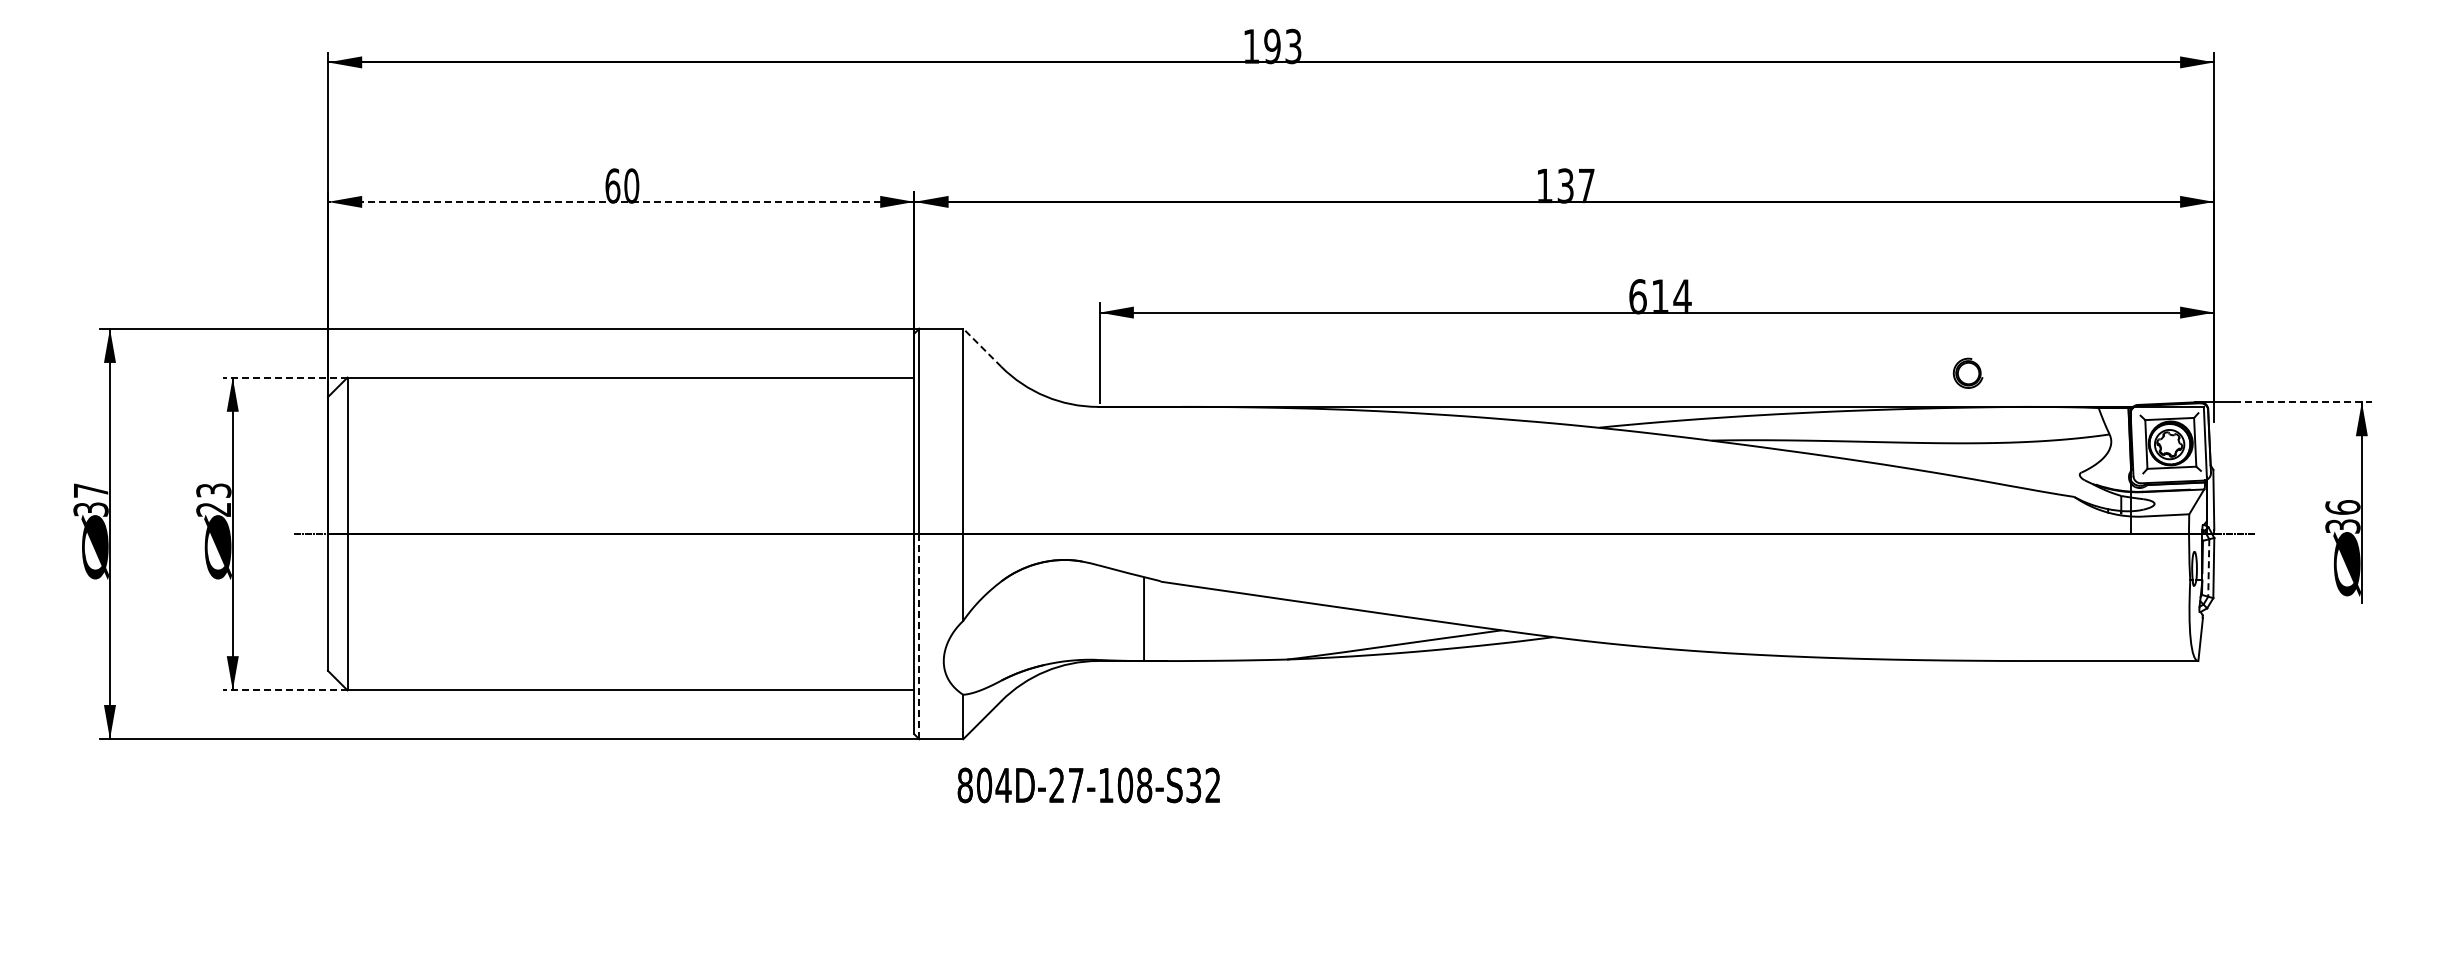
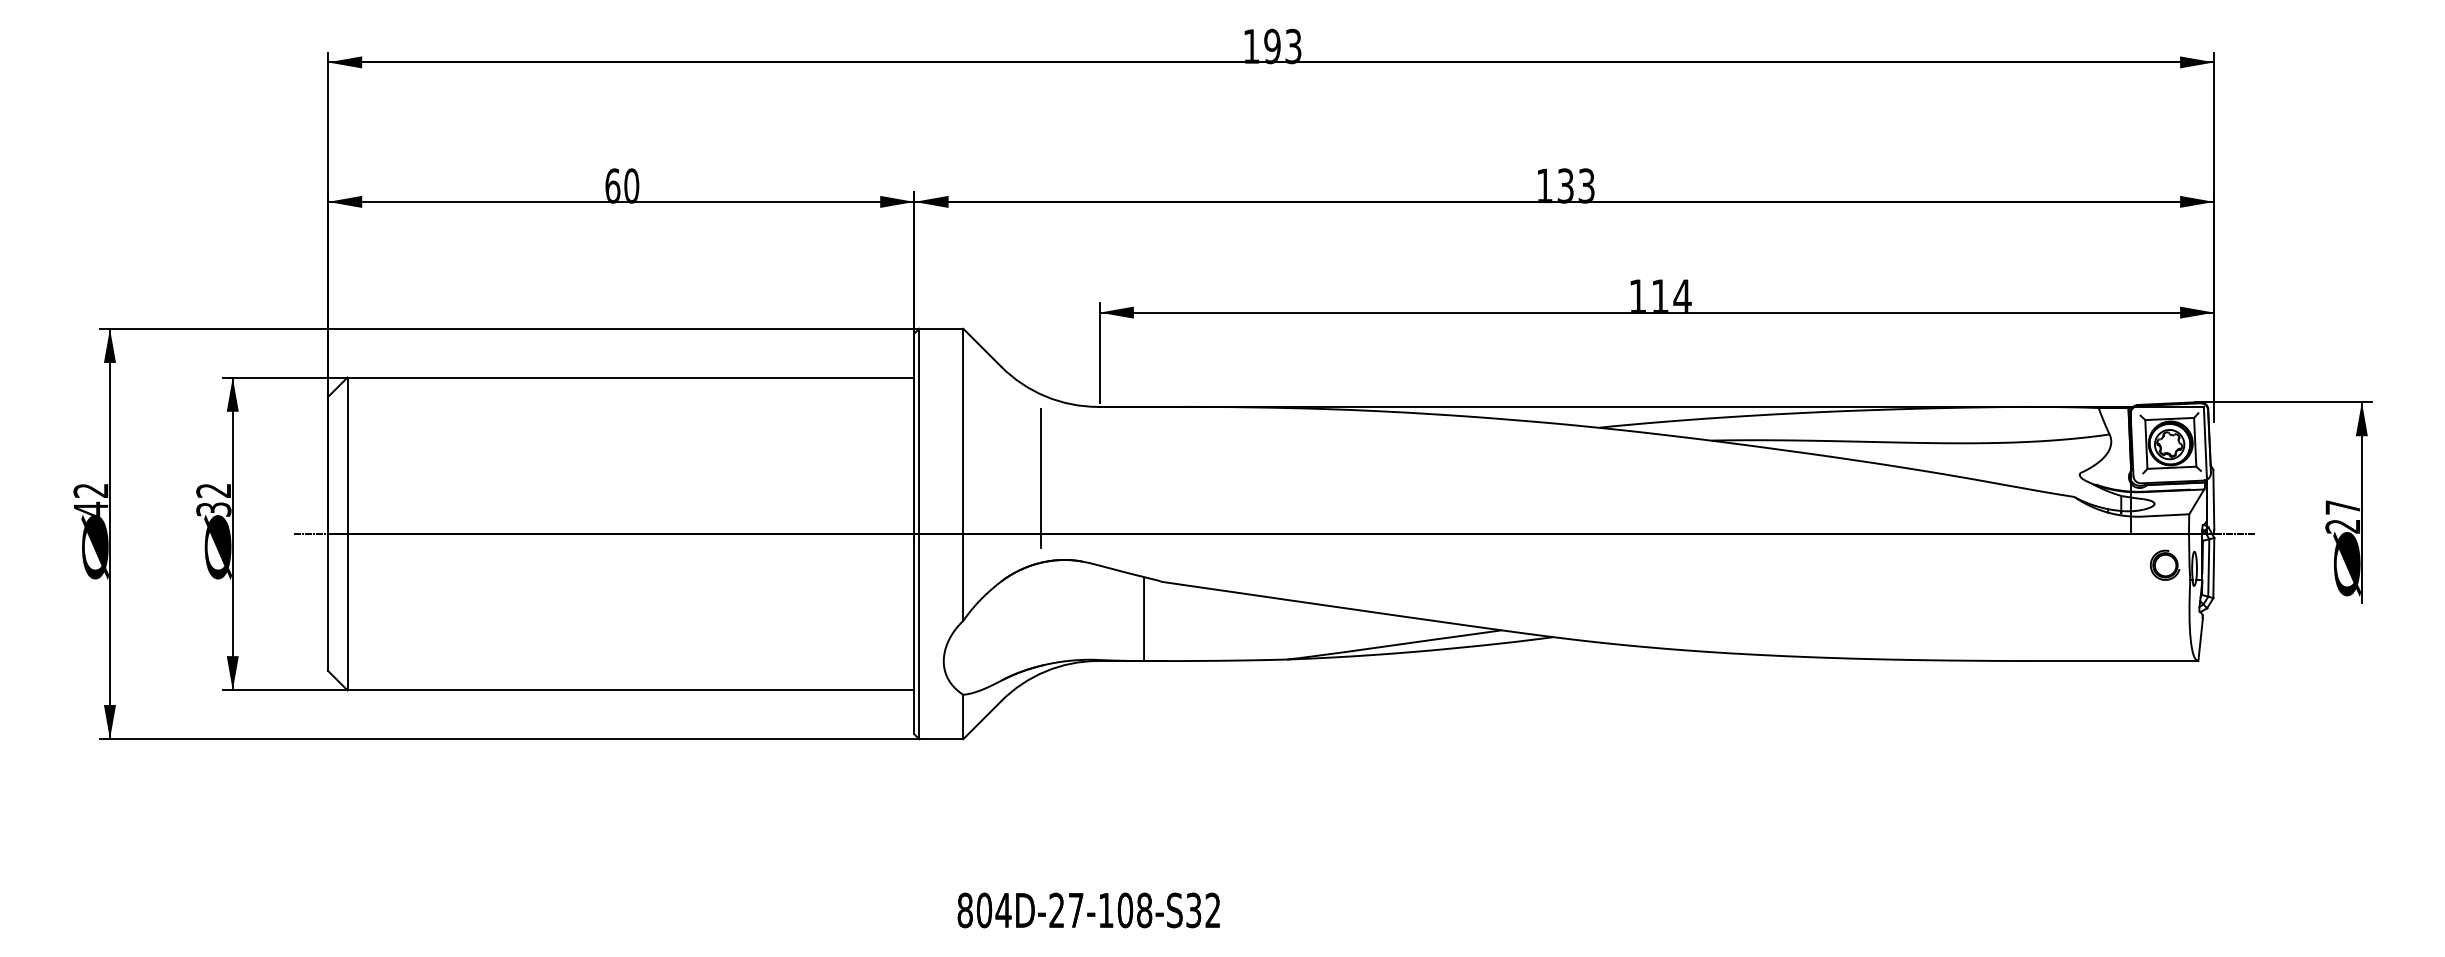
text: 137 -> 133 (1586, 185)
line: dashed -> solid (620, 201)
text: 614 -> 114 (1637, 296)
line: dashed -> solid (982, 347)
part position: (1967, 372) -> (2164, 564) (2164, 564)
line: dashed -> solid (284, 377)
line: dashed -> solid (2302, 402)
line: none -> present (1041, 478)
text: 37 -> 42 (90, 499)
text: 23 -> 32 (213, 499)
text: 36 -> 27 (2342, 516)
line: dashed -> solid (2208, 567)
line: dashed -> solid (919, 636)
line: dashed -> solid (284, 690)
text position: (1088, 785) -> (1088, 910) (1088, 910)
